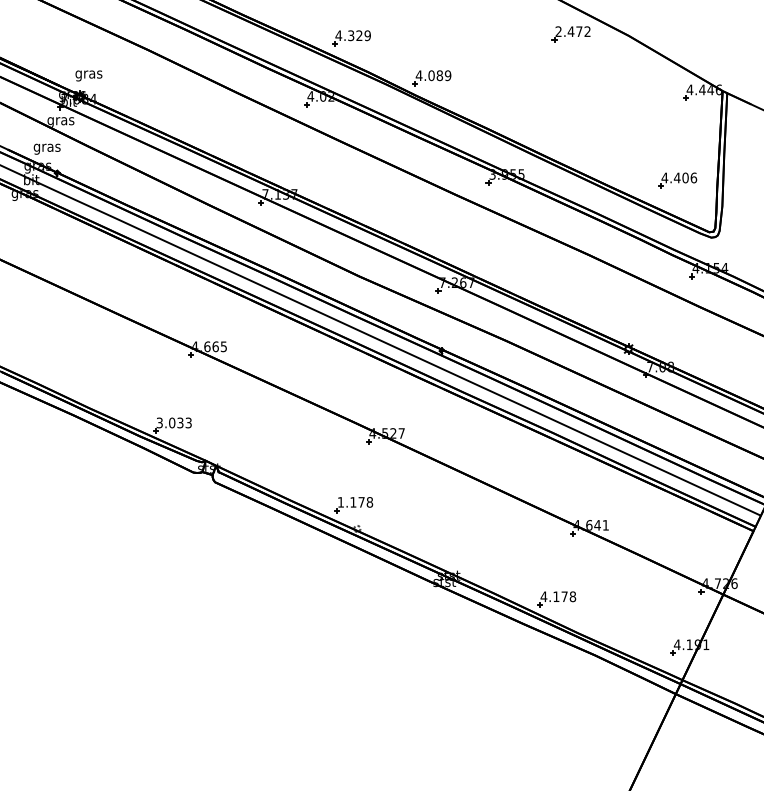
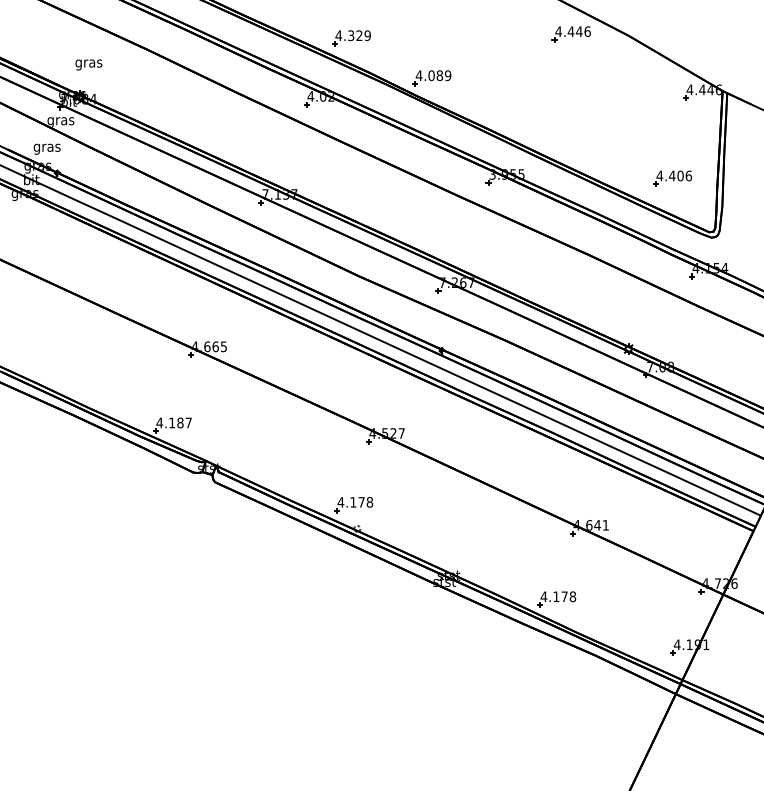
text: 2.472 -> 4.446 (572, 31)
text position: (88, 75) -> (88, 64) (88, 64)
part position: (677, 180) -> (672, 178) (672, 178)
text: 3.033 -> 4.187 (173, 422)
text: 1.178 -> 4.178 (340, 502)
